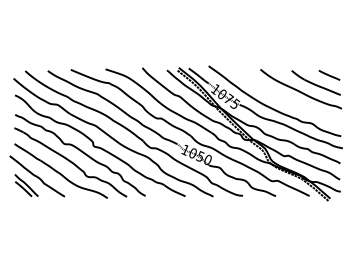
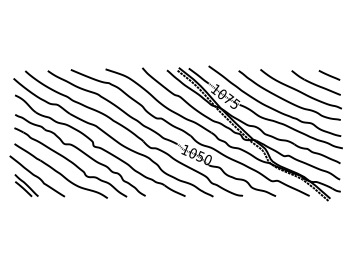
curve: none -> present (286, 99)
